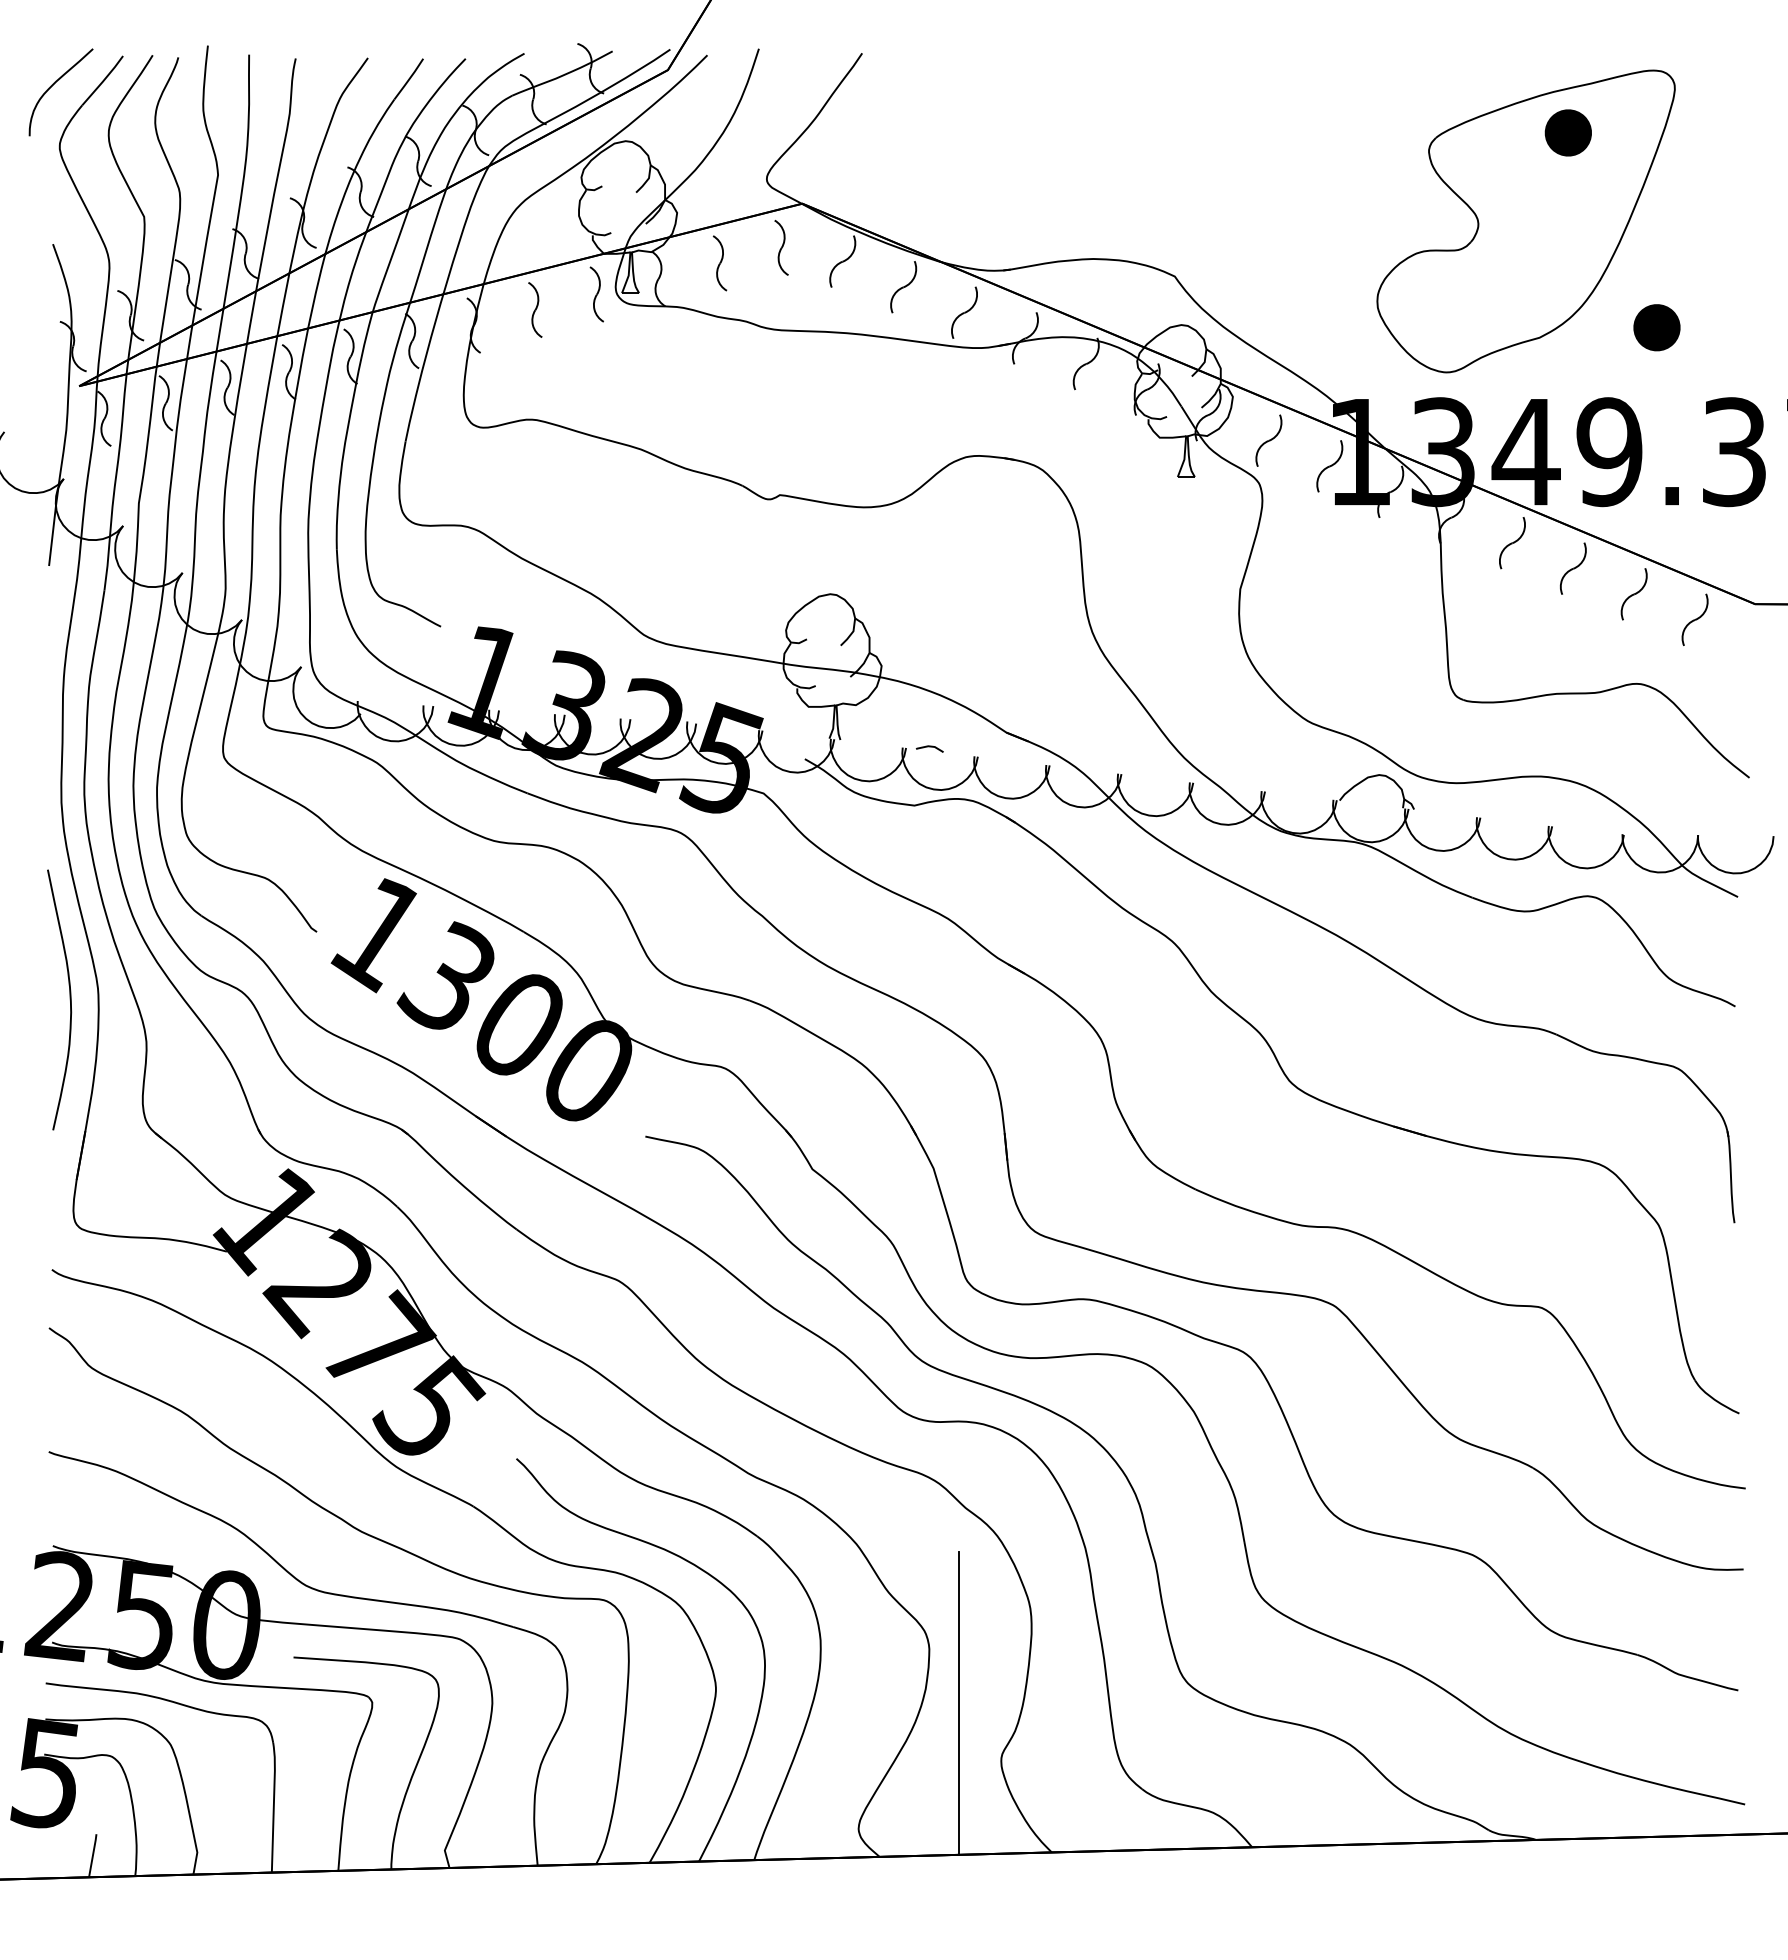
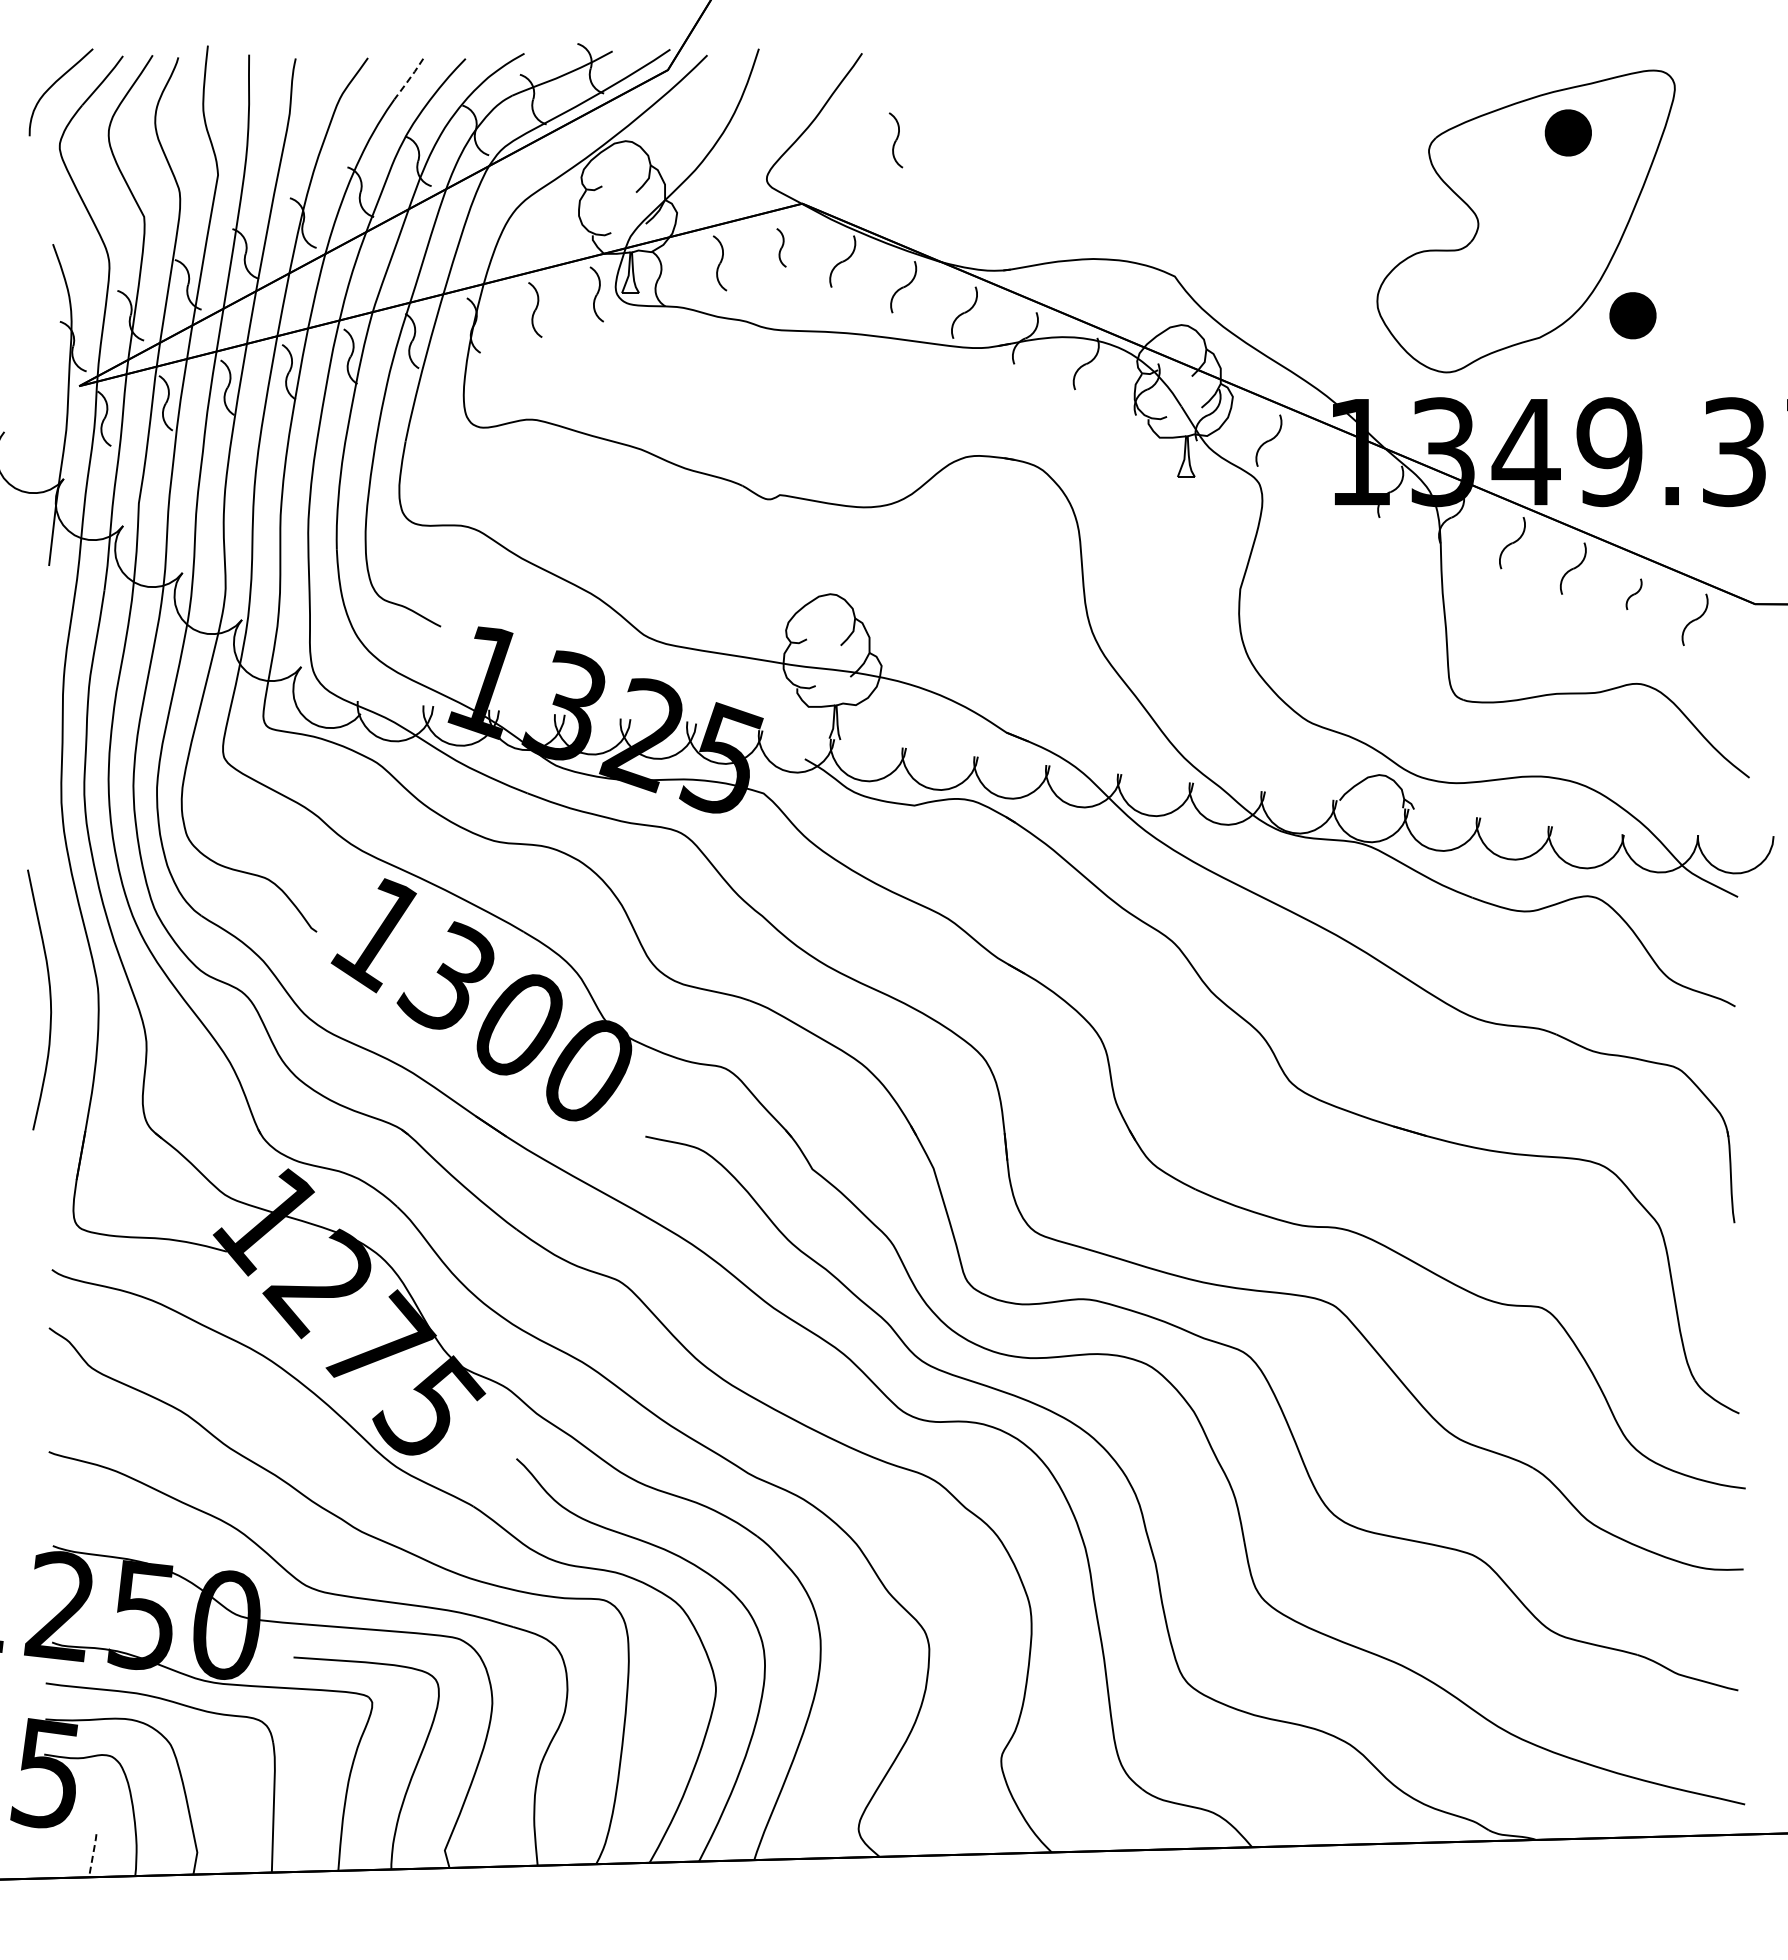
line: solid -> dashed (409, 79)
part: none -> present (895, 140)
part size: 15x56 px -> 11x40 px (781, 247)
part position: (1656, 327) -> (1632, 315) (1632, 315)
part: present -> none (1329, 466)
part size: 28x53 px -> 18x32 px (1633, 593)
curve: present -> none (929, 747)
curve position: (69, 999) -> (49, 999) (49, 999)
line: present -> none (959, 1702)
line: solid -> dashed (92, 1855)
